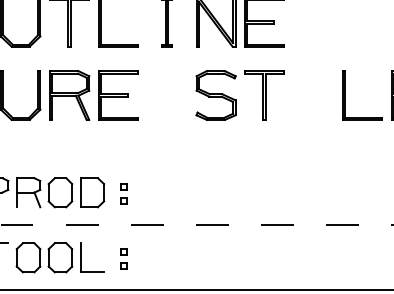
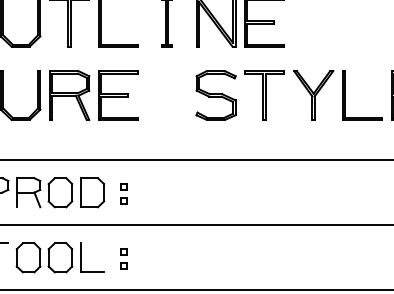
part: none -> present (313, 95)
line: none -> present (196, 160)
line: dashed -> solid (196, 225)
